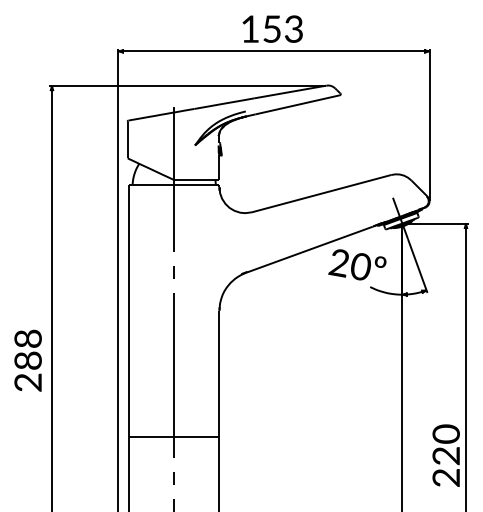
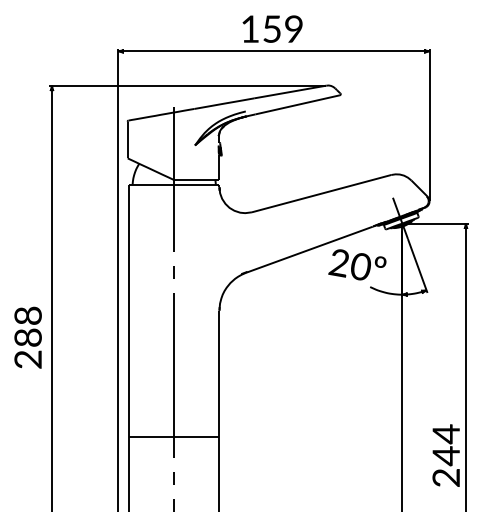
text: 153 -> 159 (293, 28)
text position: (27, 360) -> (27, 337) (27, 337)
text: 220 -> 244 (445, 445)
